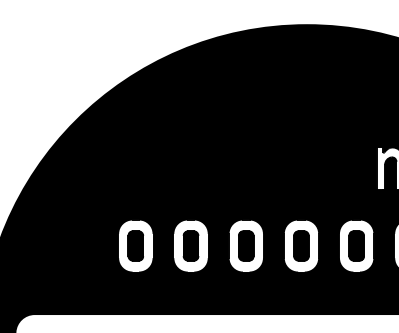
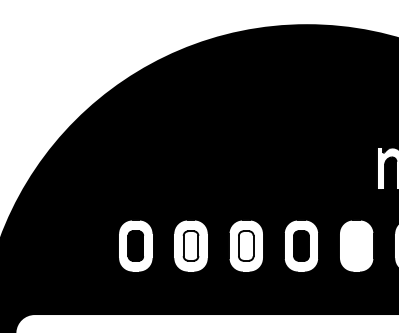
hatch: present -> none (190, 245)
hatch: present -> none (245, 245)
part: present -> none (356, 245)
